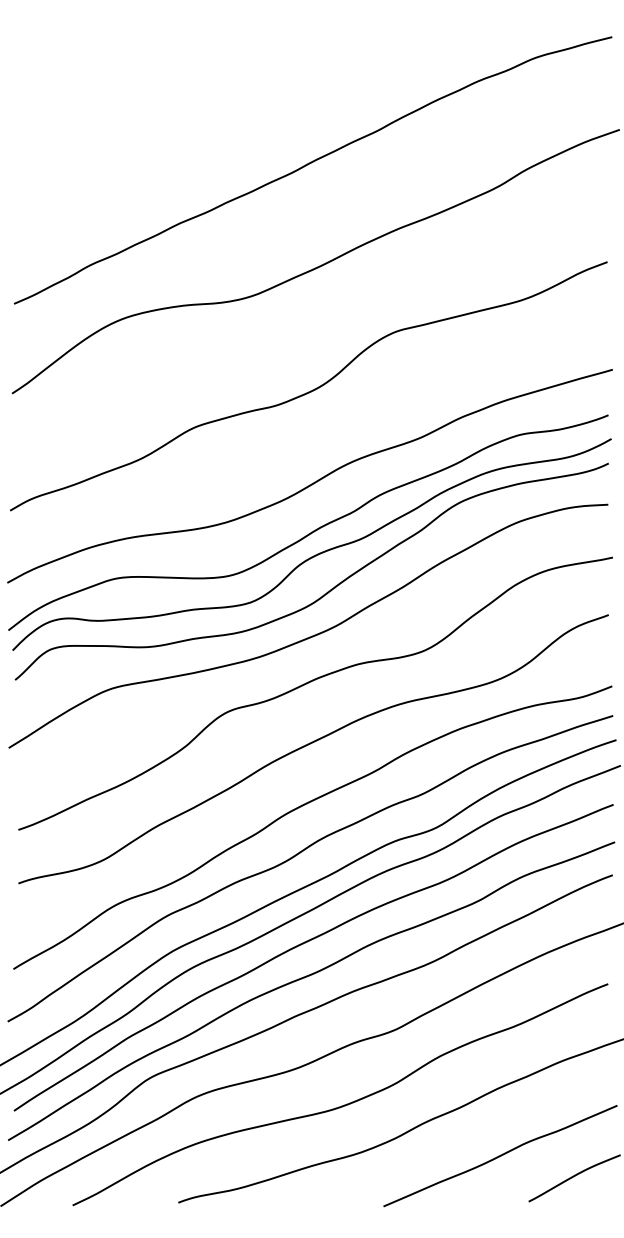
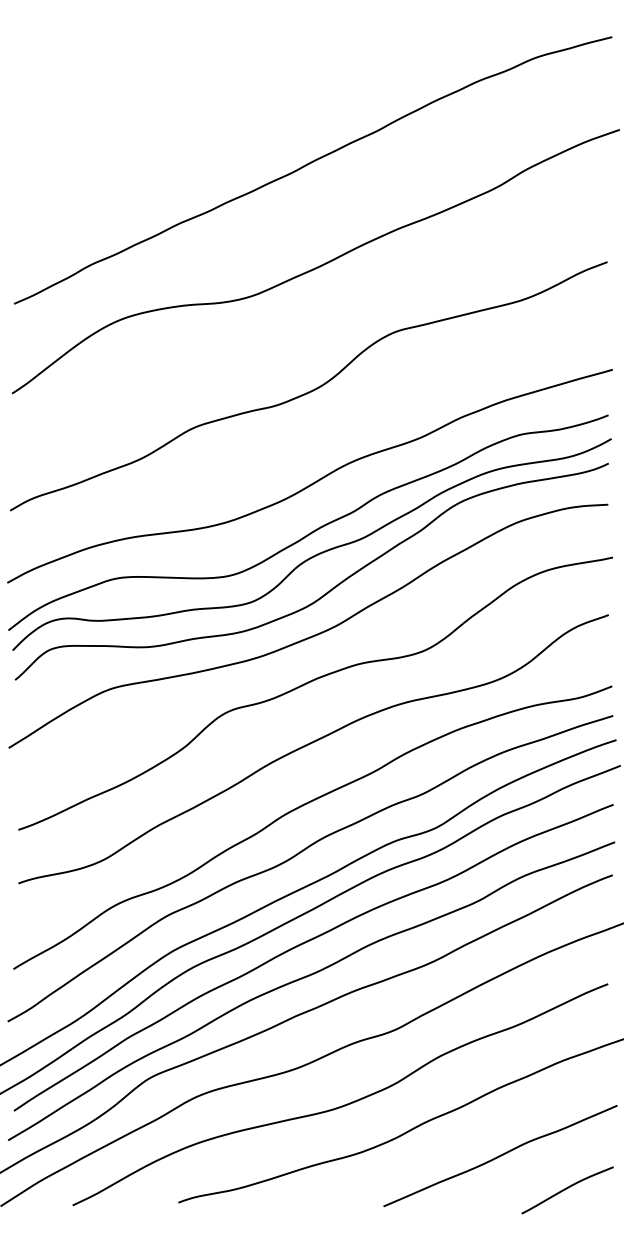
curve position: (573, 1177) -> (566, 1189) (566, 1189)
